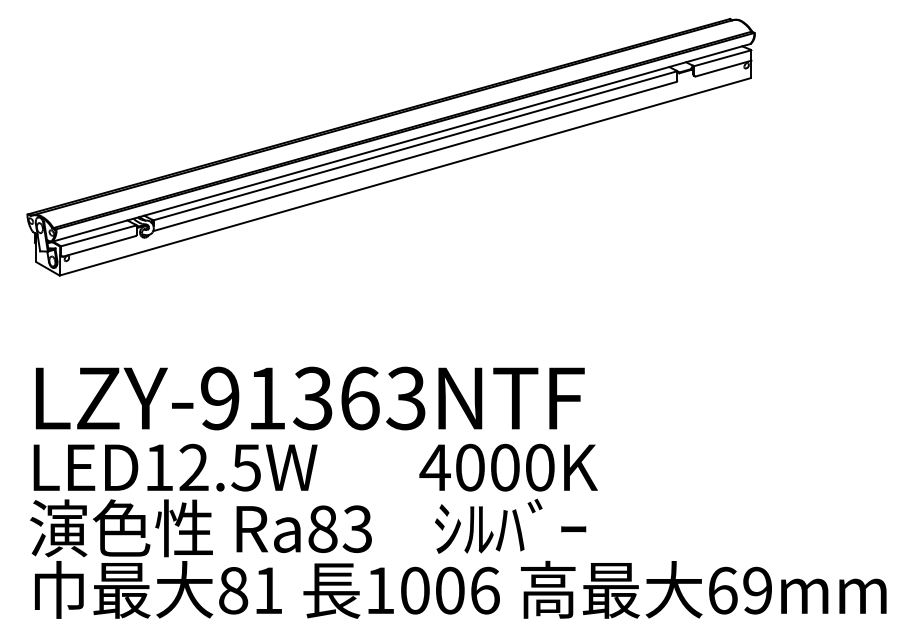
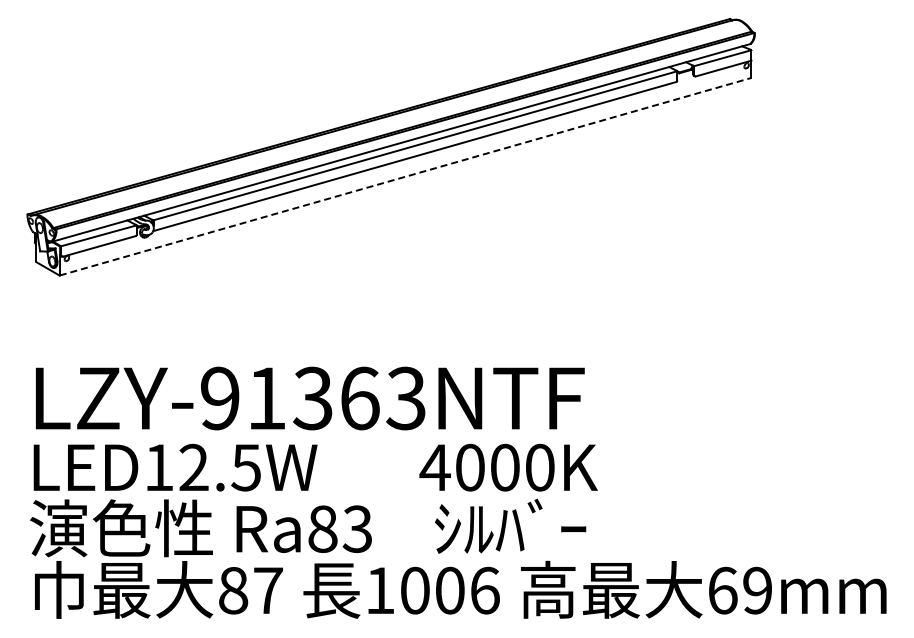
line: solid -> dashed (405, 176)
text: 81 -> 87 (268, 590)
